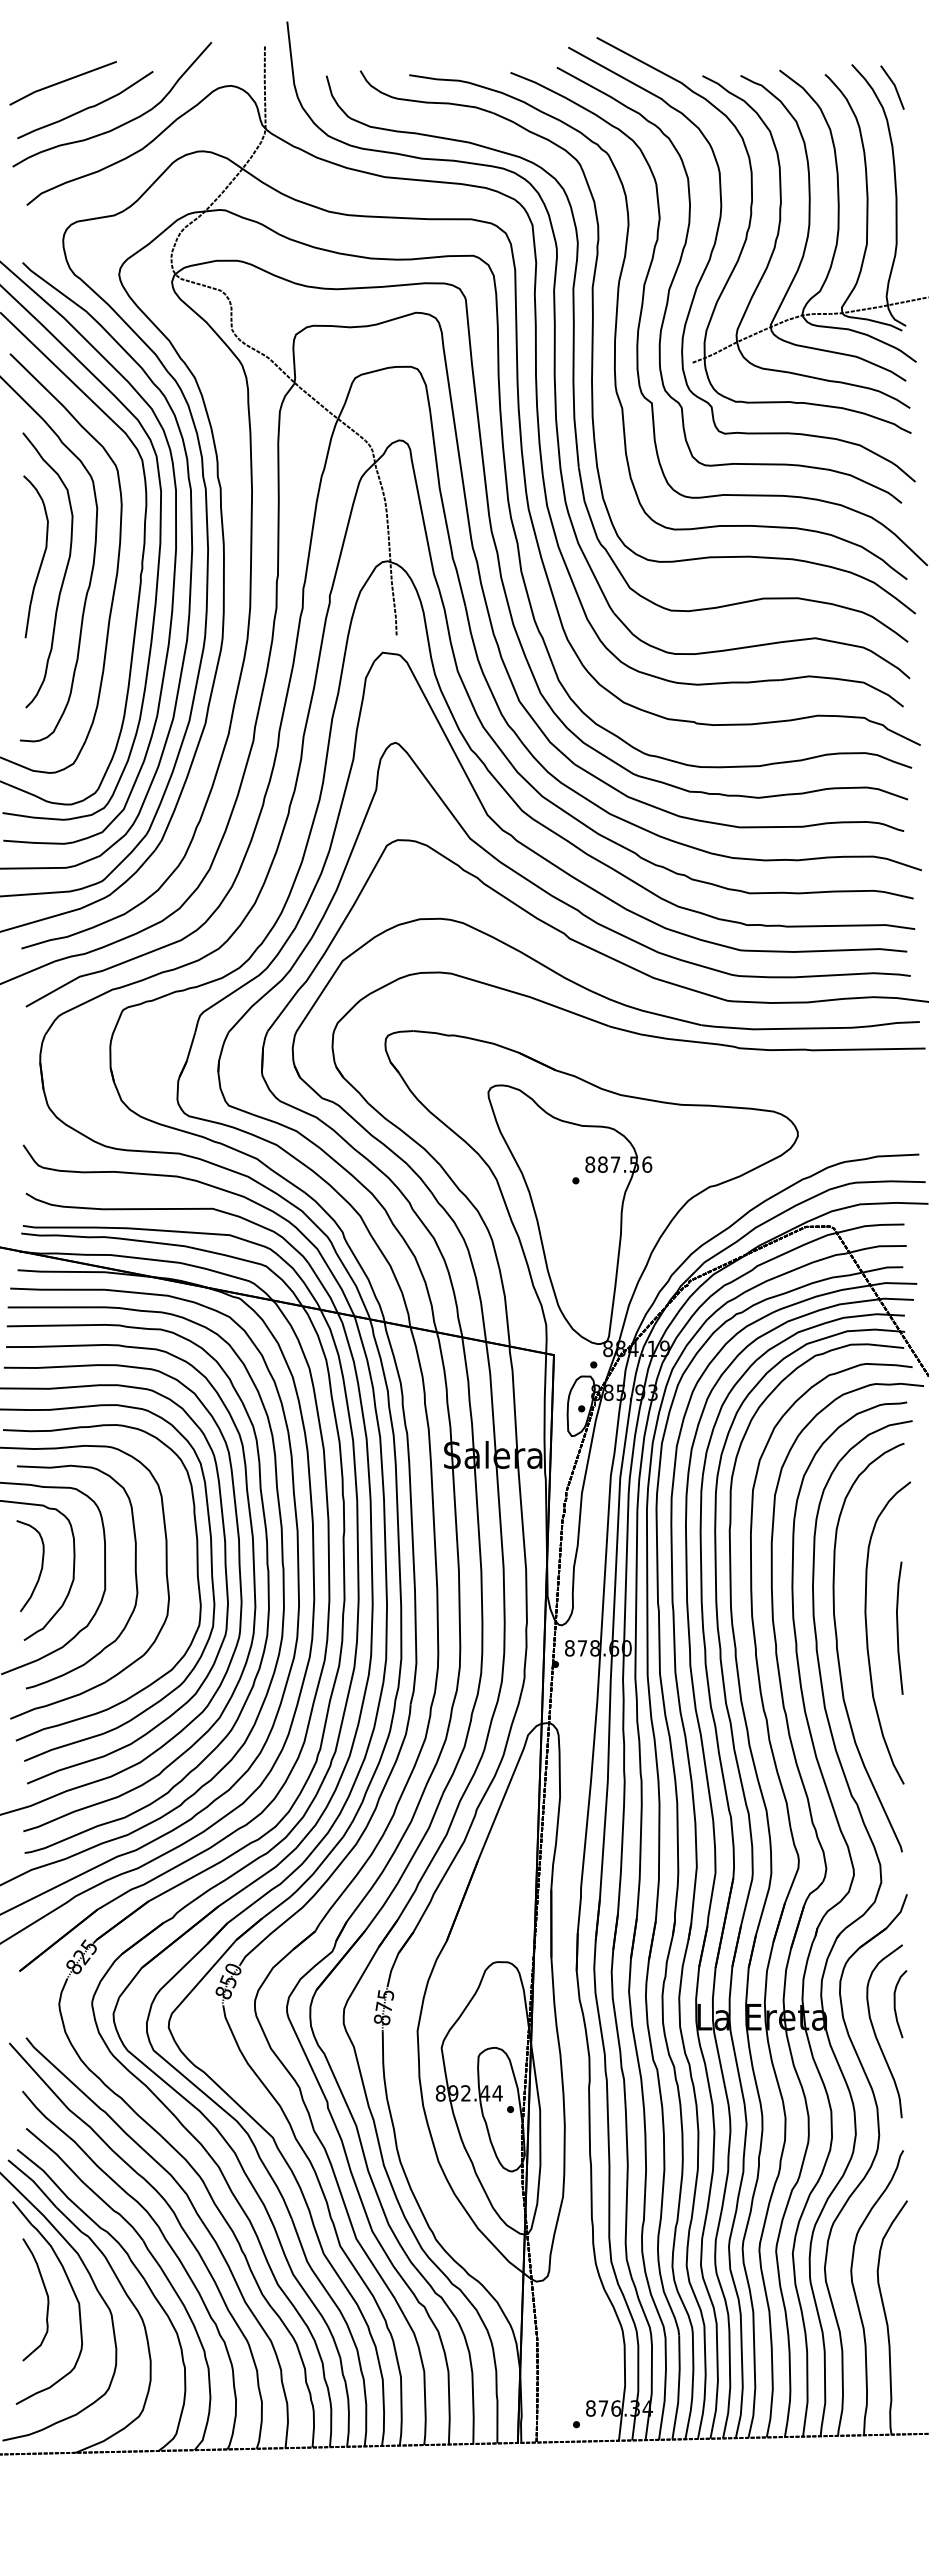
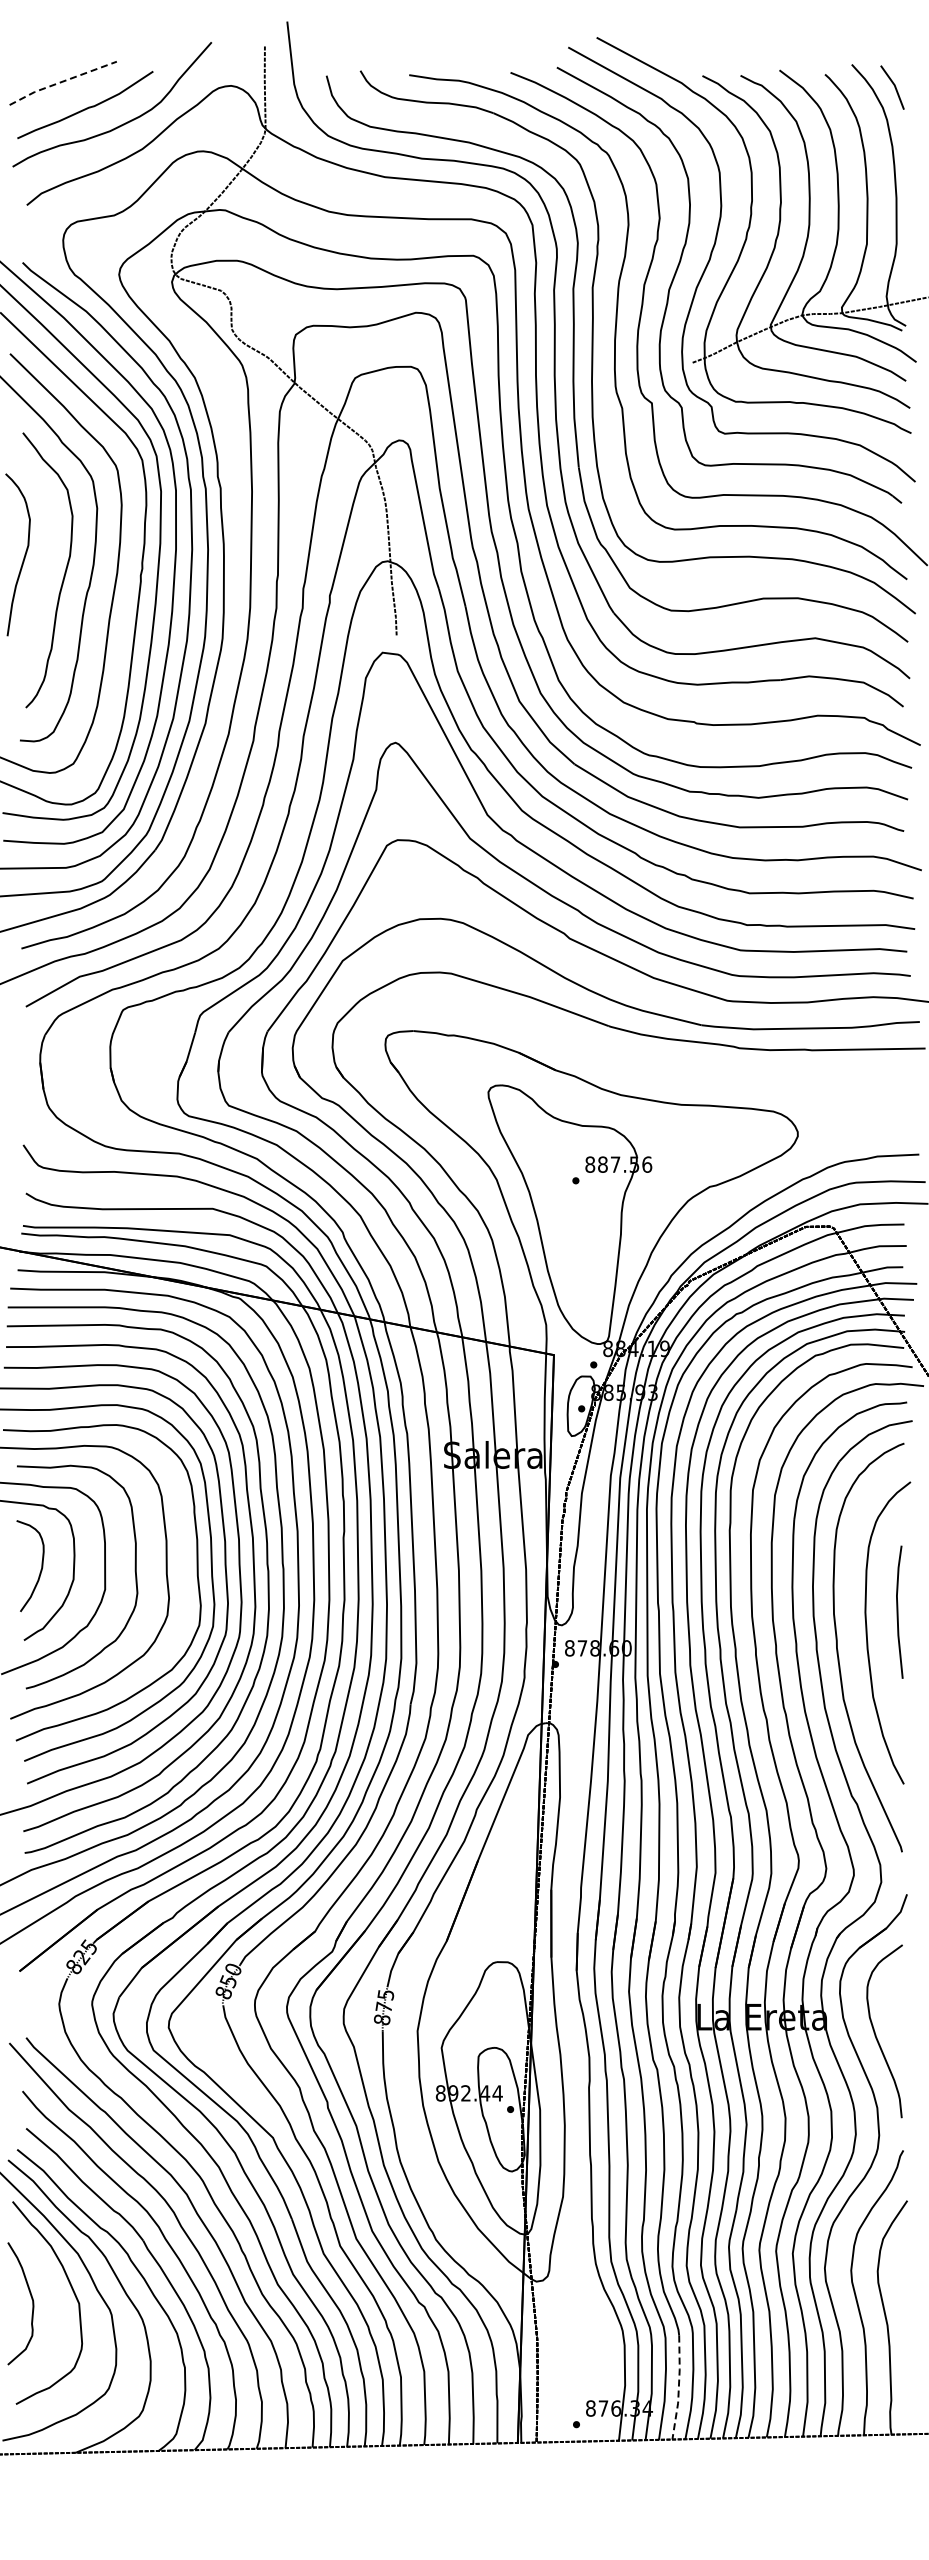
line: solid -> dashed (61, 81)
curve position: (41, 559) -> (23, 557) (23, 557)
line position: (898, 1627) -> (898, 1611) (898, 1611)
curve: present -> none (895, 2004)
curve position: (46, 2295) -> (31, 2299) (31, 2299)
line: solid -> dashed (678, 2388)
